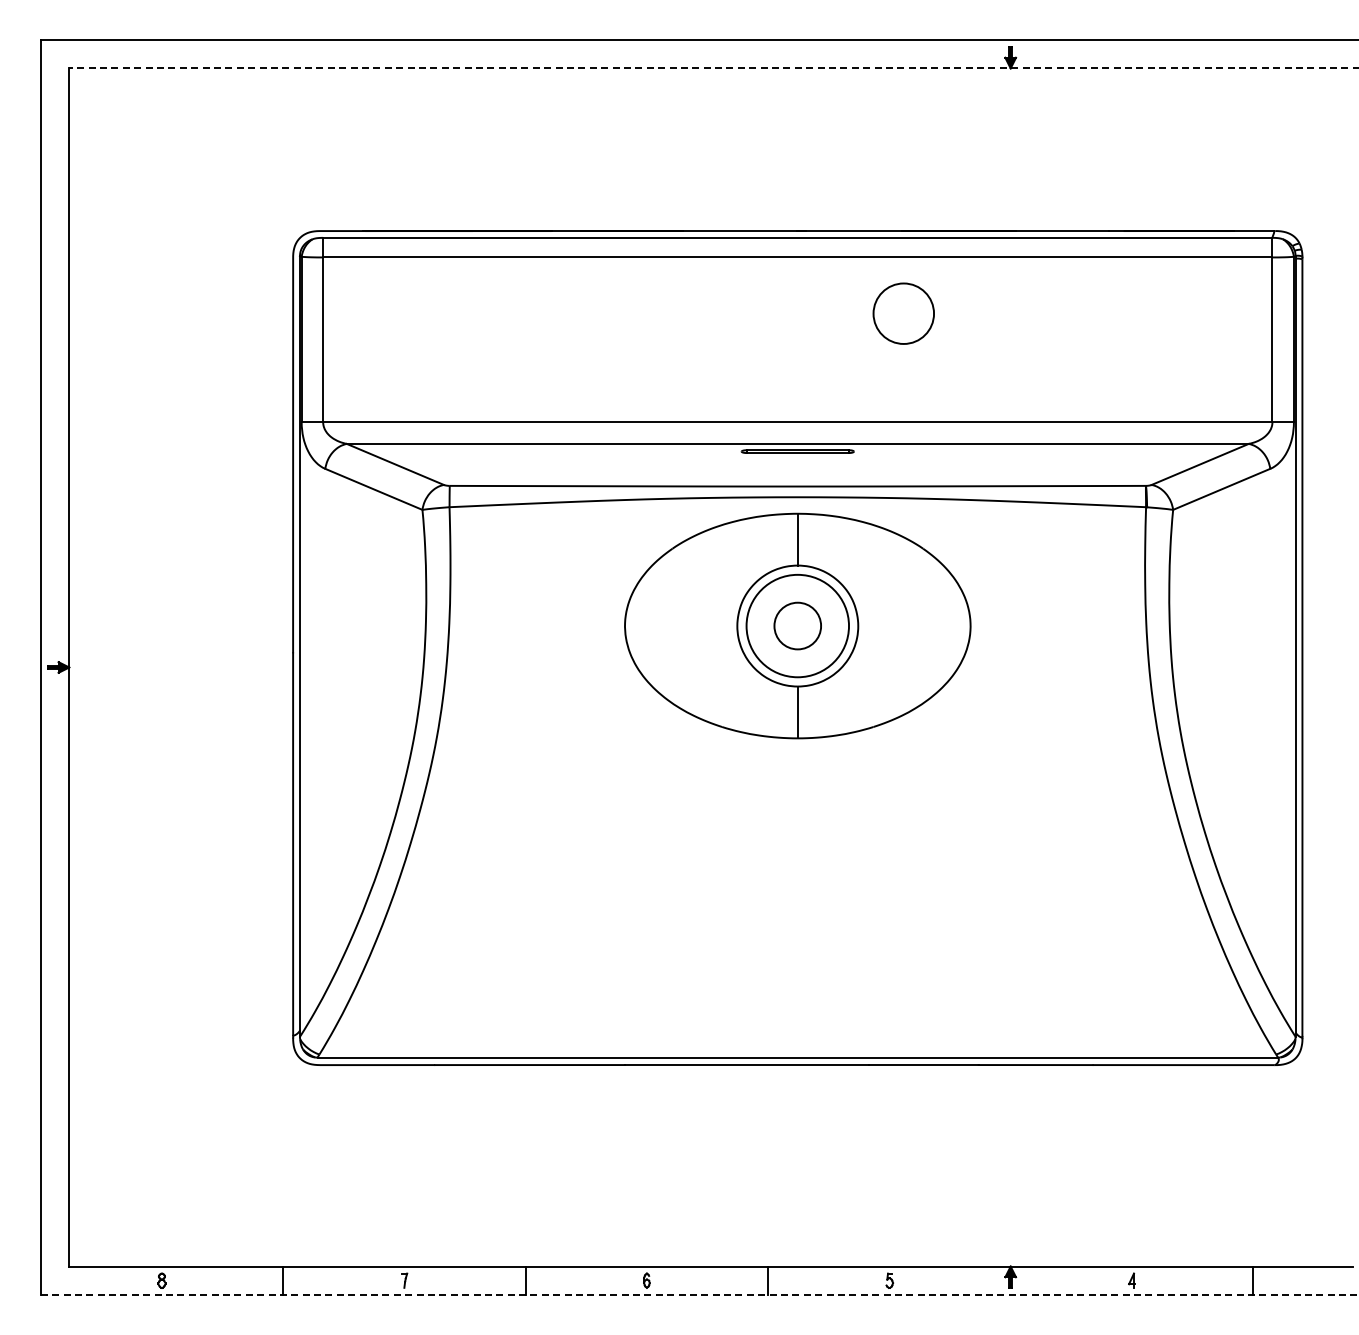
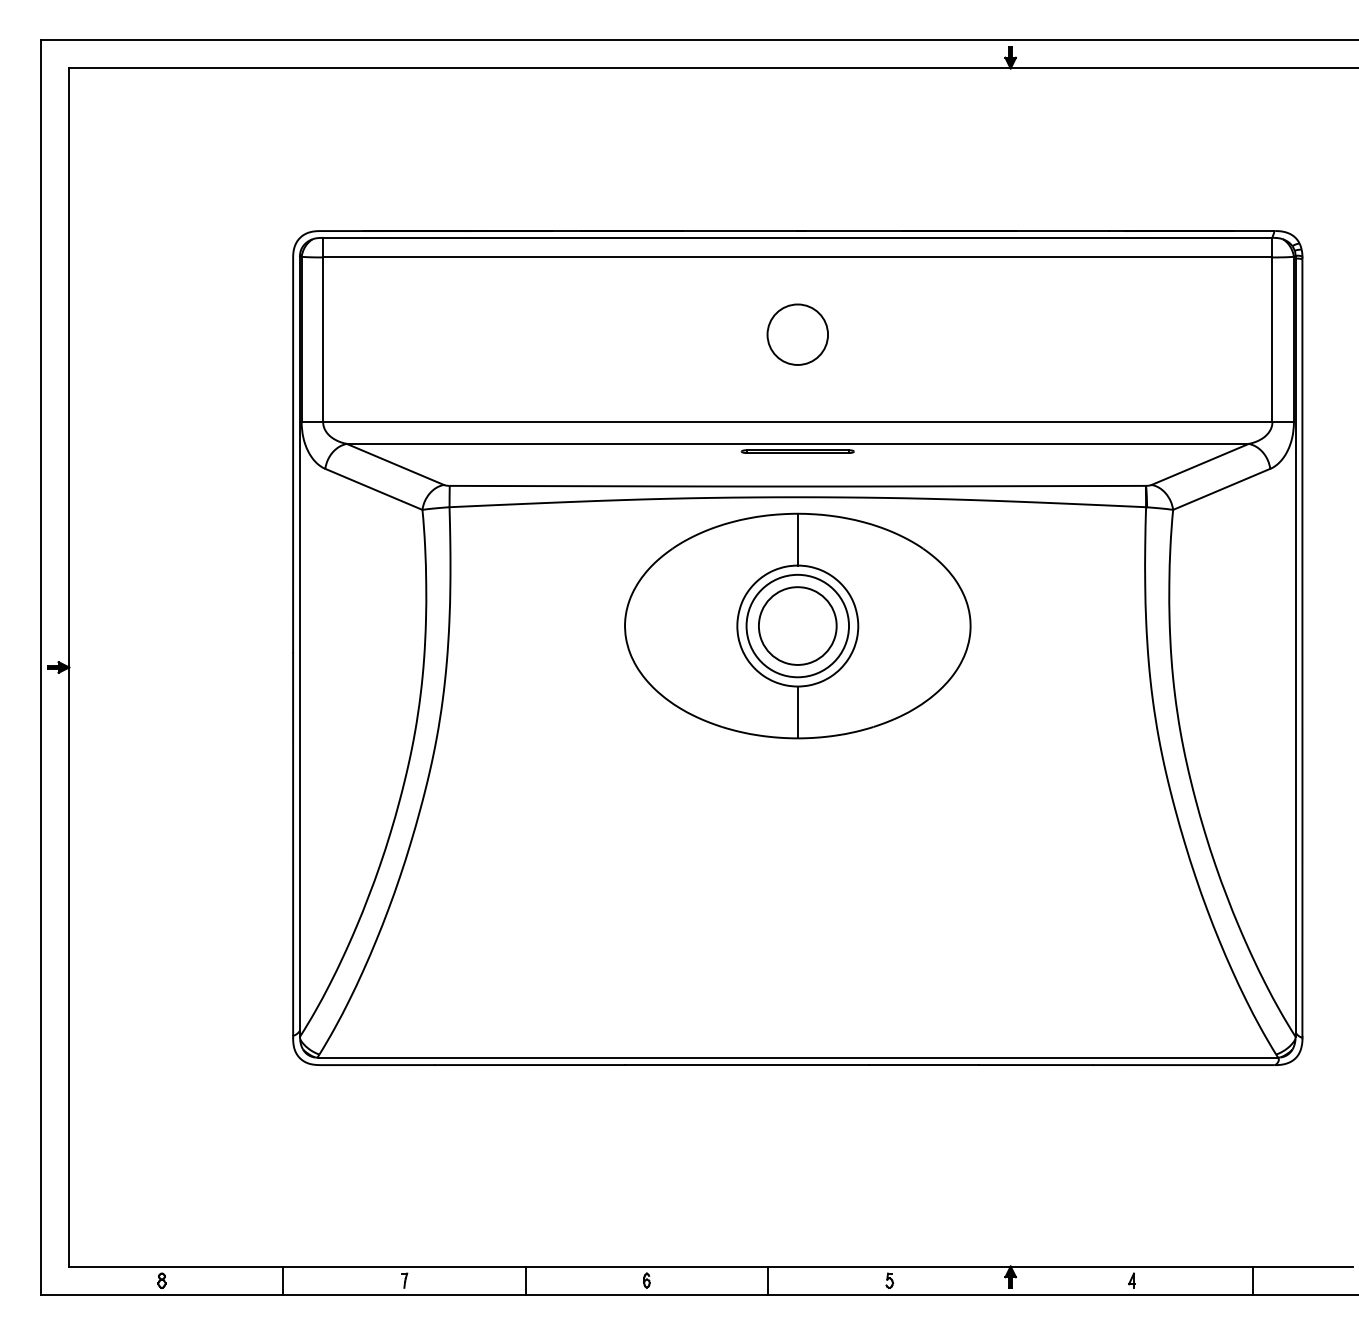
line: dashed -> solid (713, 68)
circle position: (903, 313) -> (797, 334) (797, 334)
circle diameter: 47 px -> 78 px (797, 625)
line: dashed -> solid (699, 1295)
